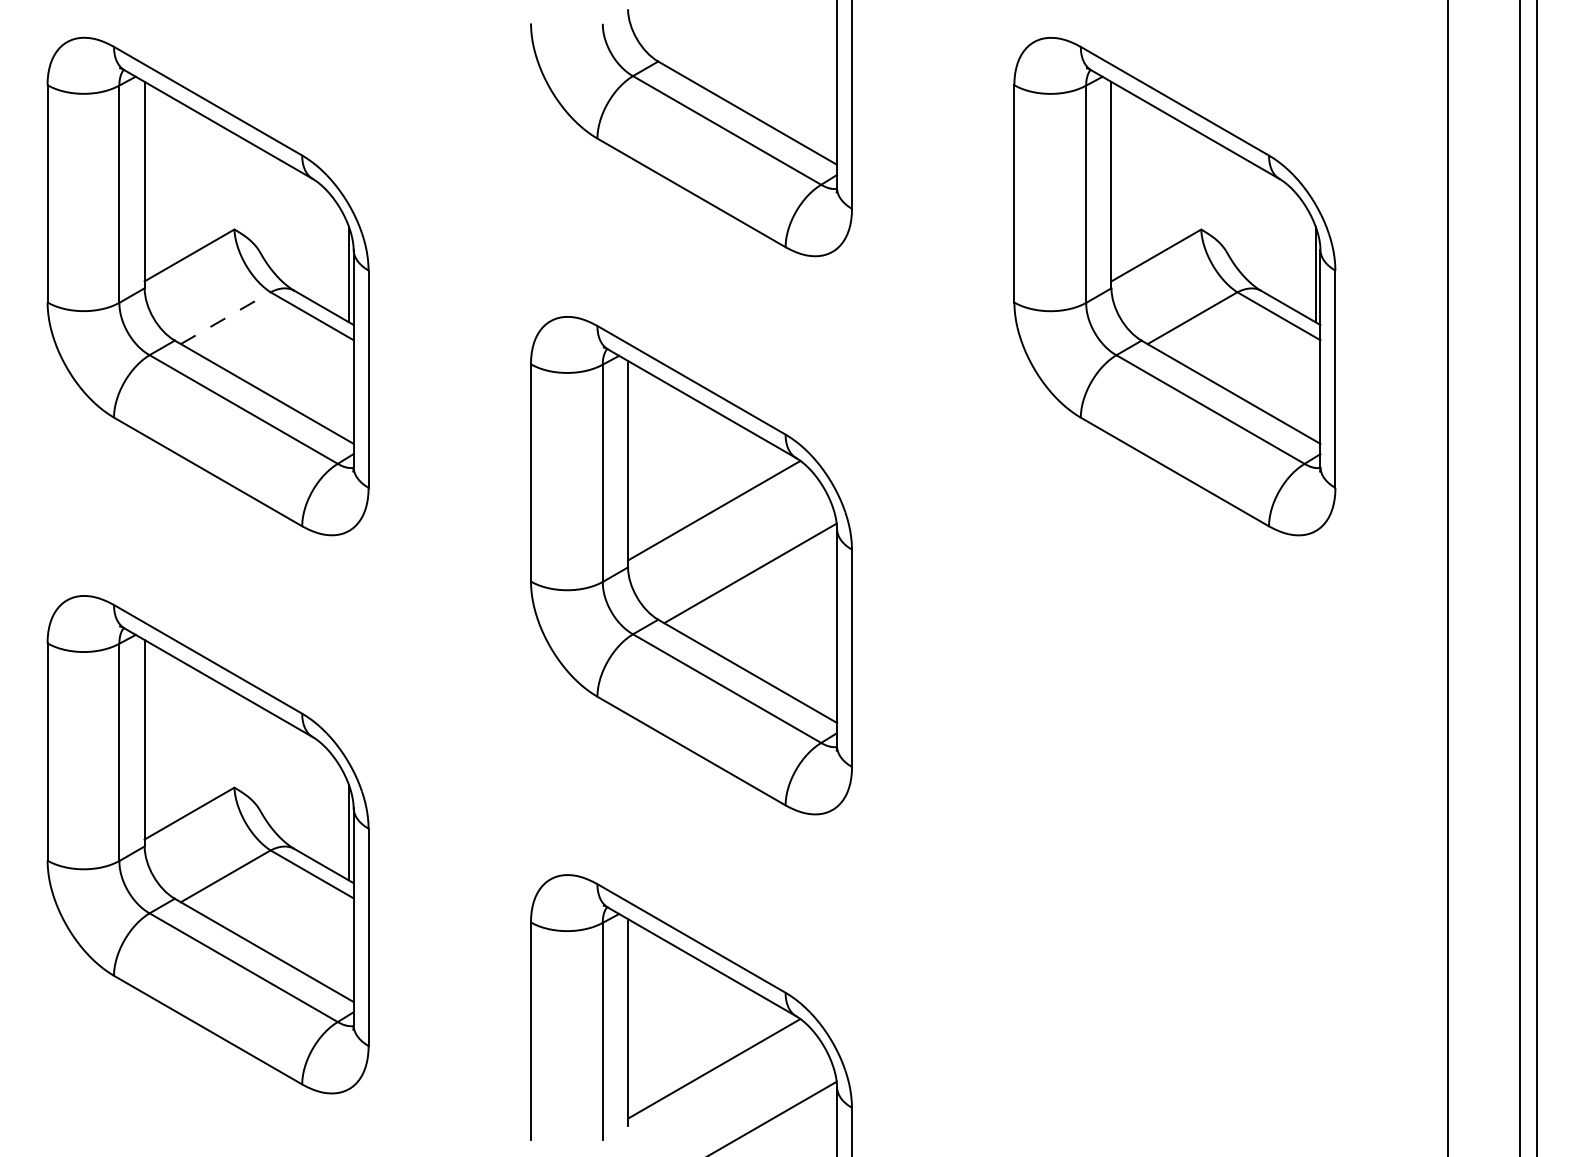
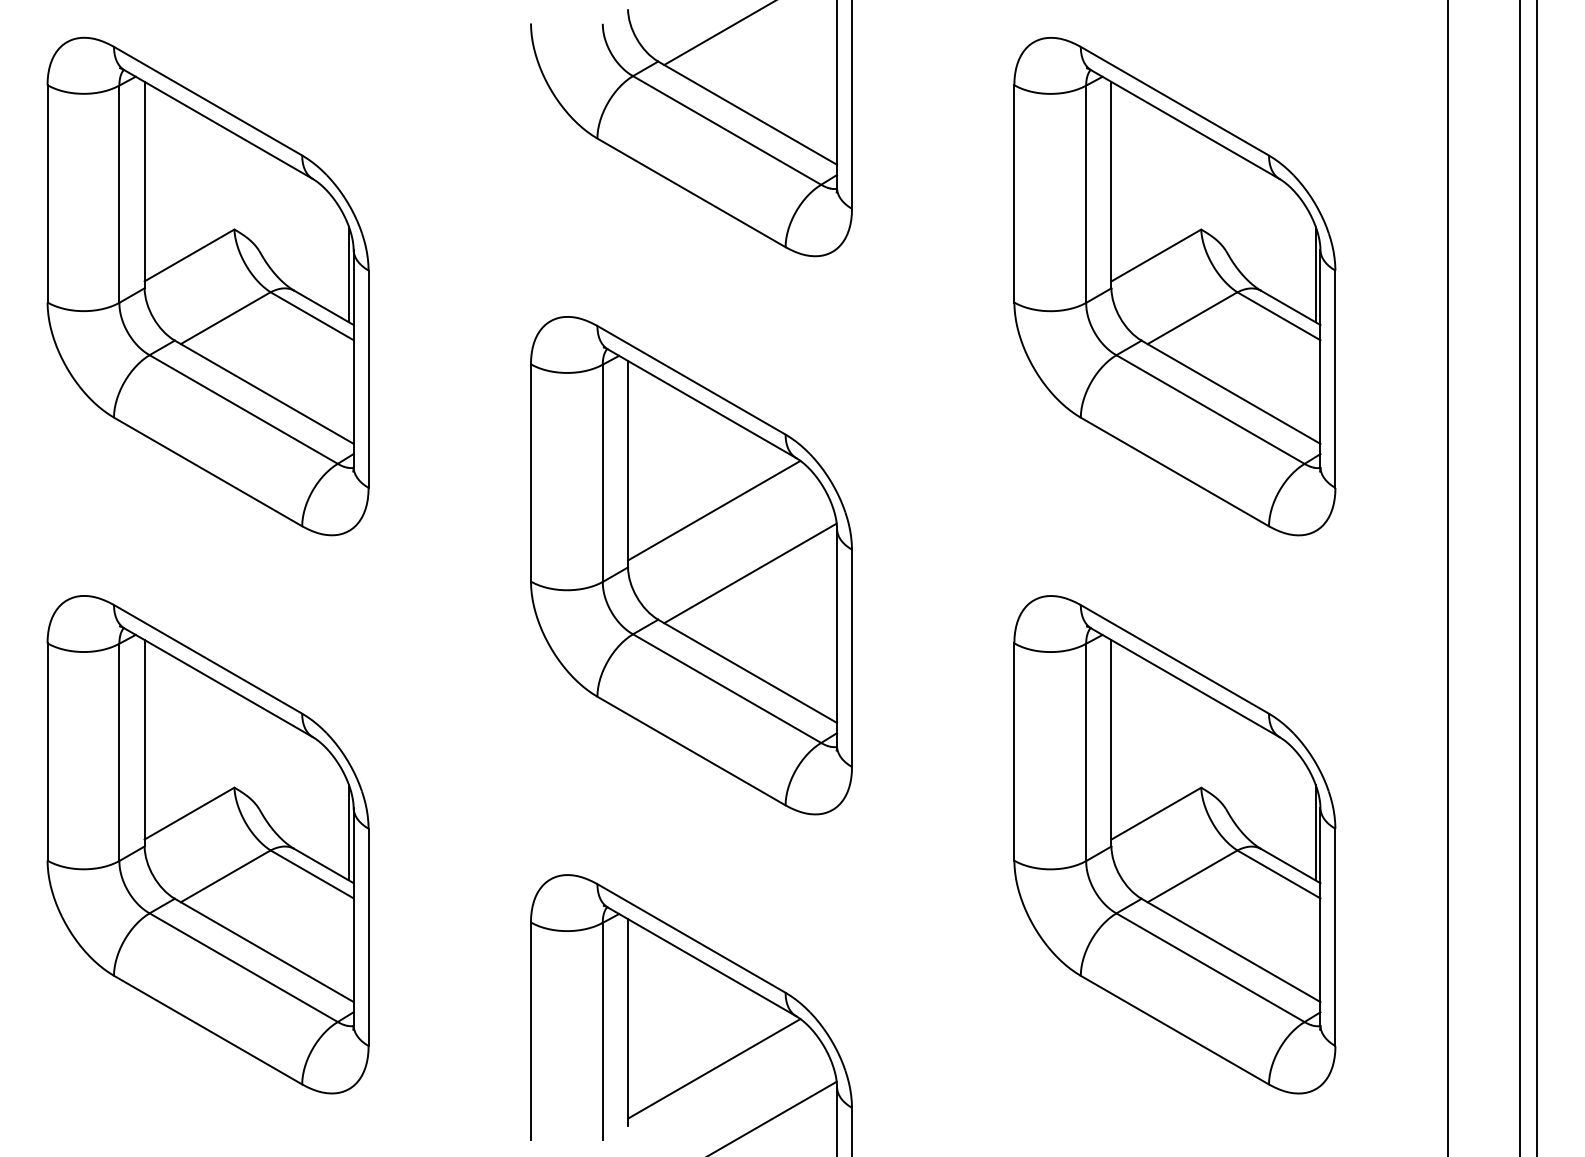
line: none -> present (718, 33)
line: dashed -> solid (225, 318)
part: none -> present (1174, 844)
